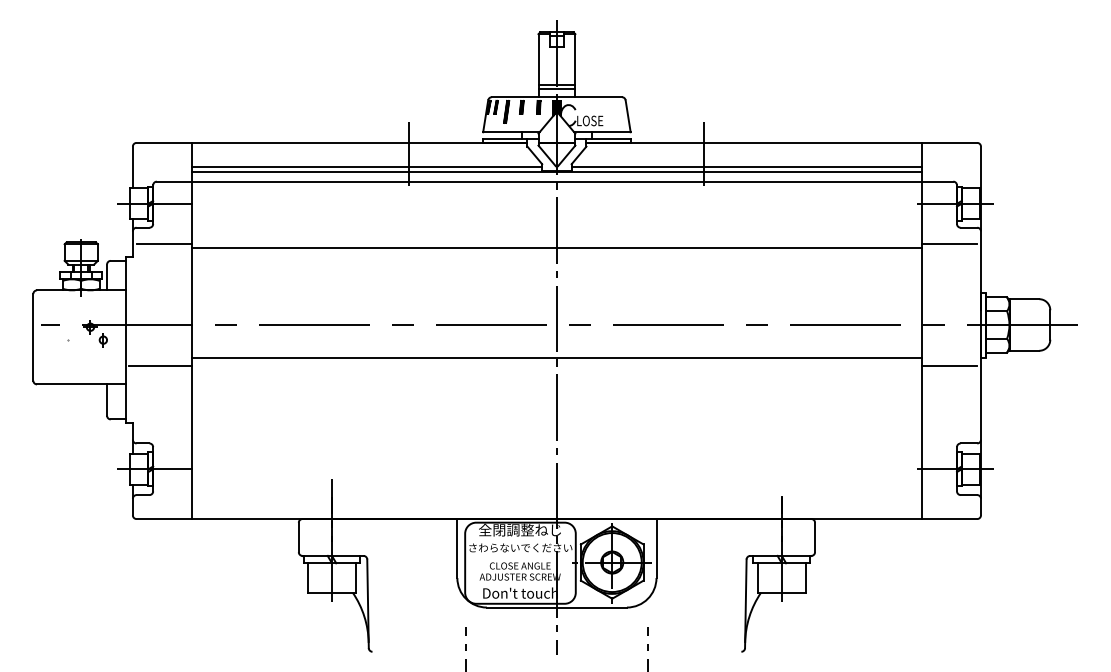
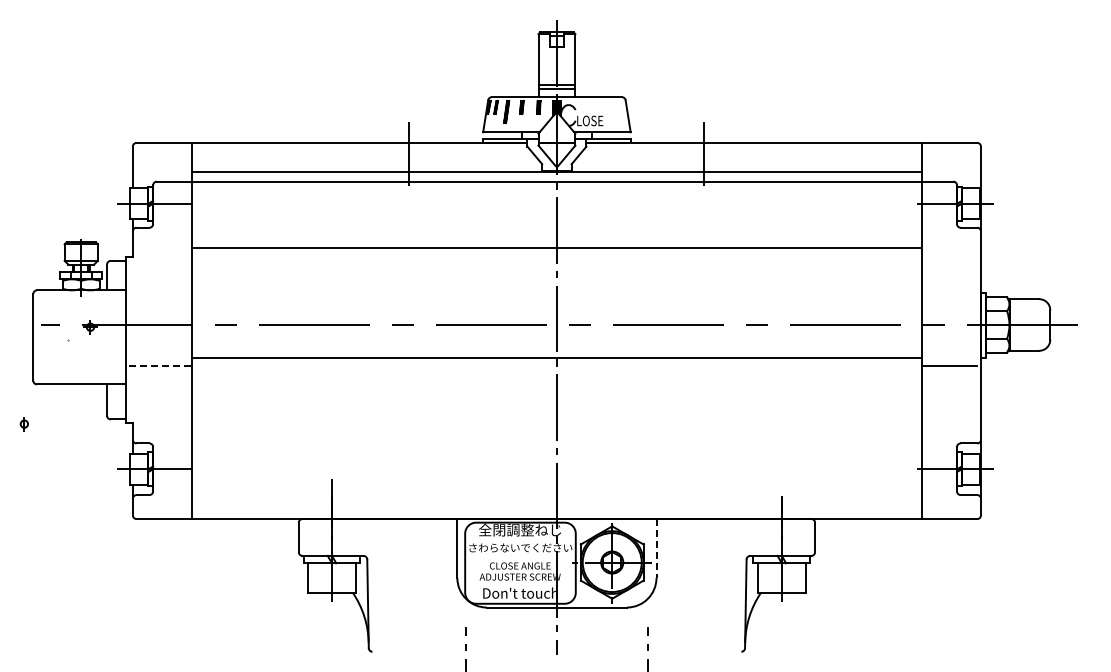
line: present -> none (366, 166)
line: present -> none (746, 166)
line: present -> none (163, 243)
line: present -> none (949, 243)
part position: (102, 340) -> (23, 424) (23, 424)
line: solid -> dashed (161, 365)
line: solid -> dashed (656, 549)
